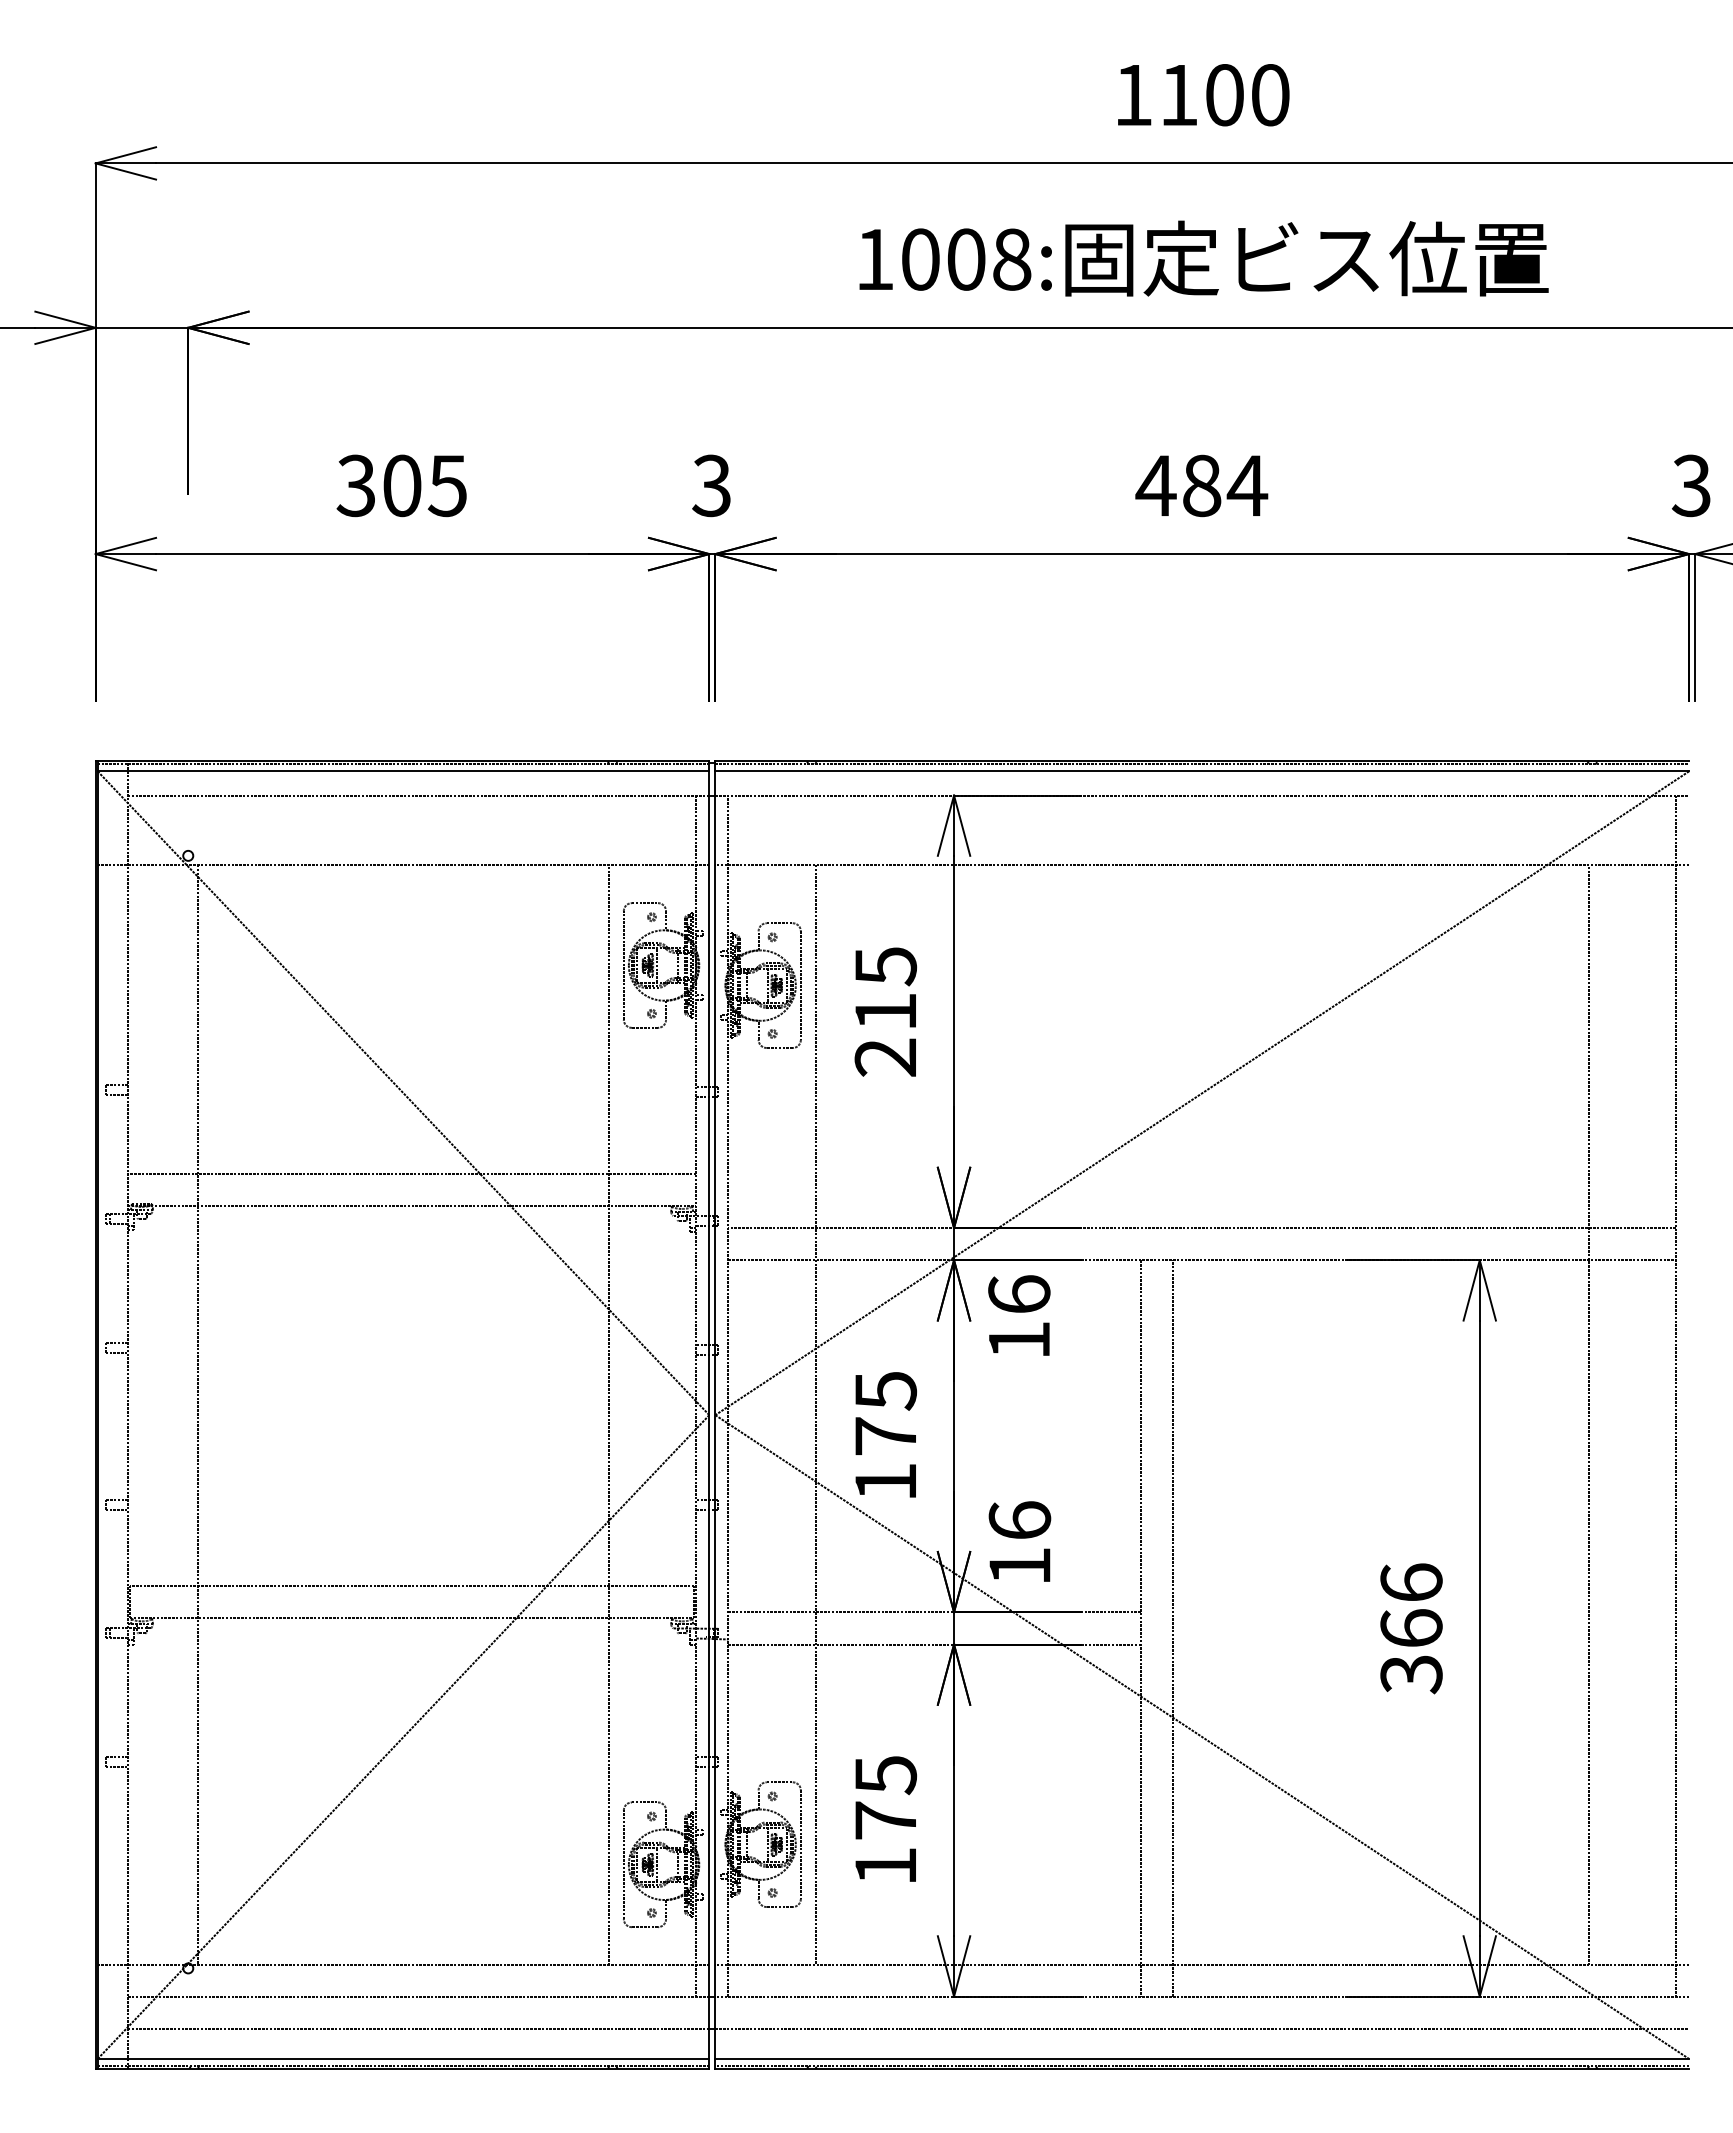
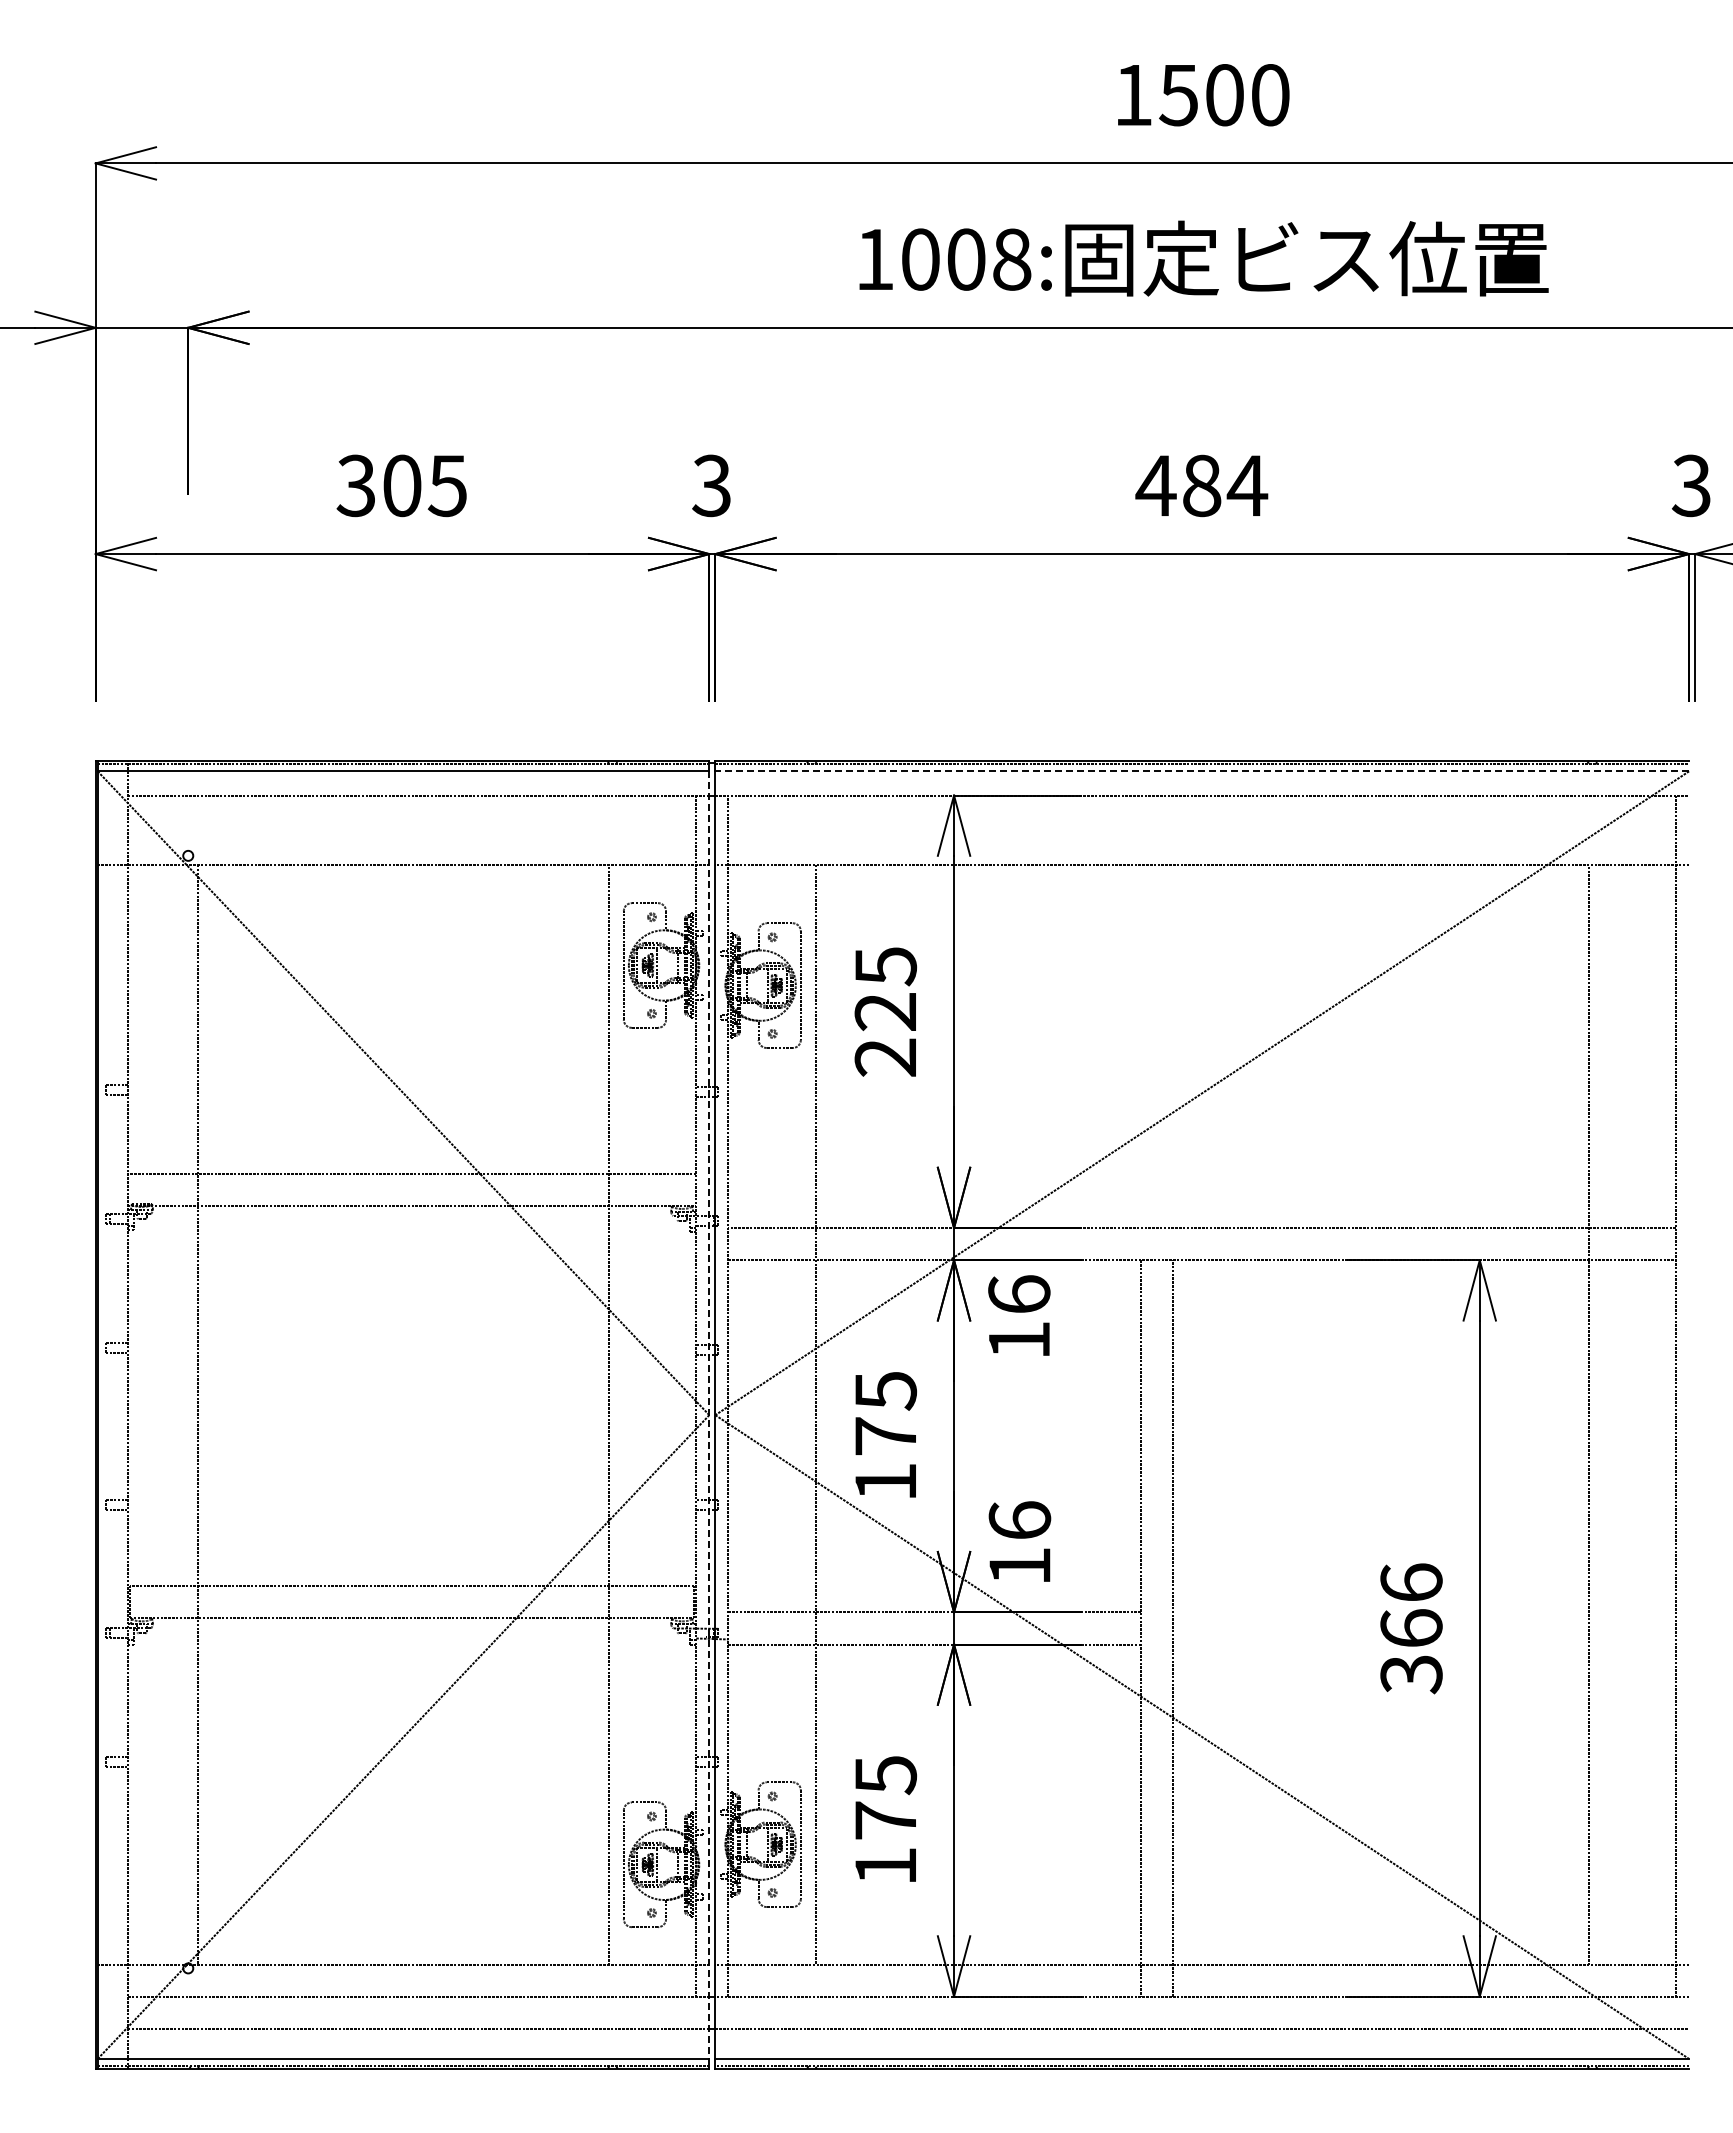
text: 1100 -> 1500 (1178, 95)
line: solid -> dashed (1202, 771)
text: 215 -> 225 (884, 1012)
line: solid -> dashed (709, 1415)
